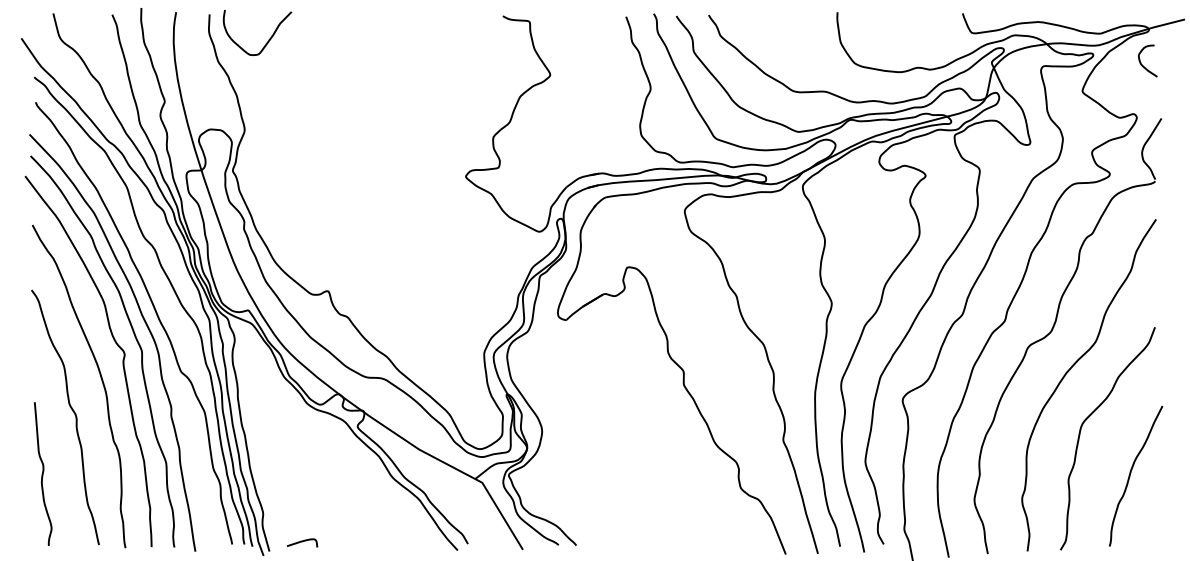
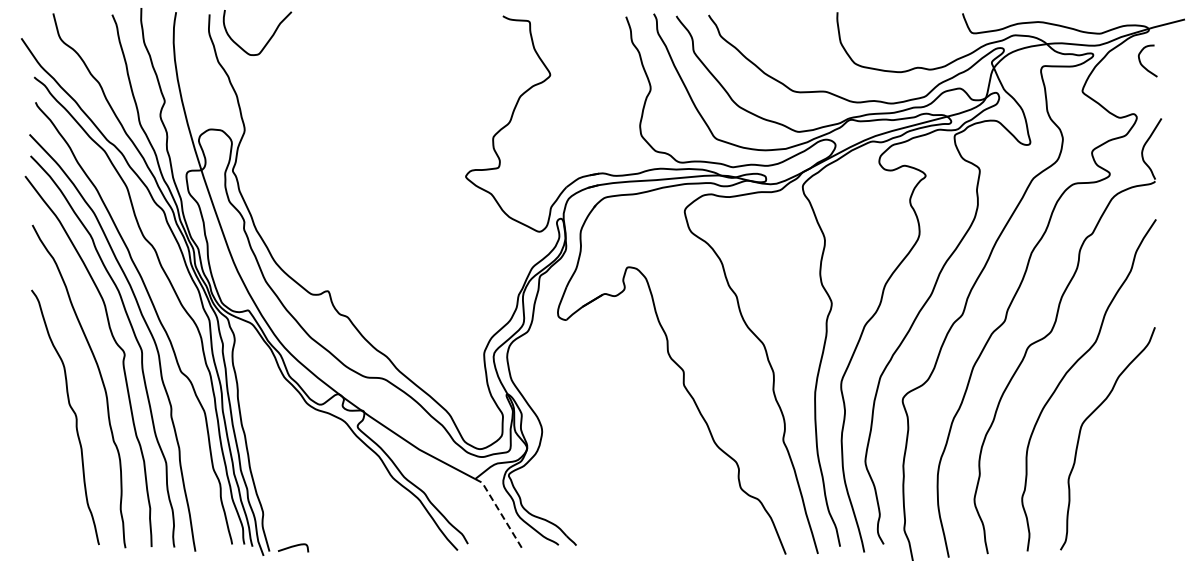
curve: present -> none (43, 473)
curve: present -> none (1131, 473)
line: solid -> dashed (500, 512)
curve position: (302, 542) -> (293, 547) (293, 547)
